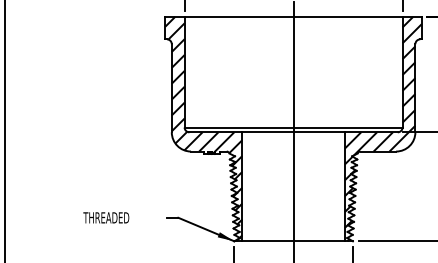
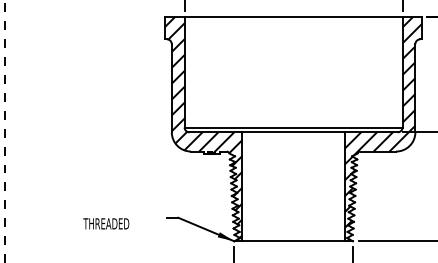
line: present -> none (293, 130)
line: solid -> dashed (4, 131)
text position: (106, 217) -> (106, 223) (106, 223)
